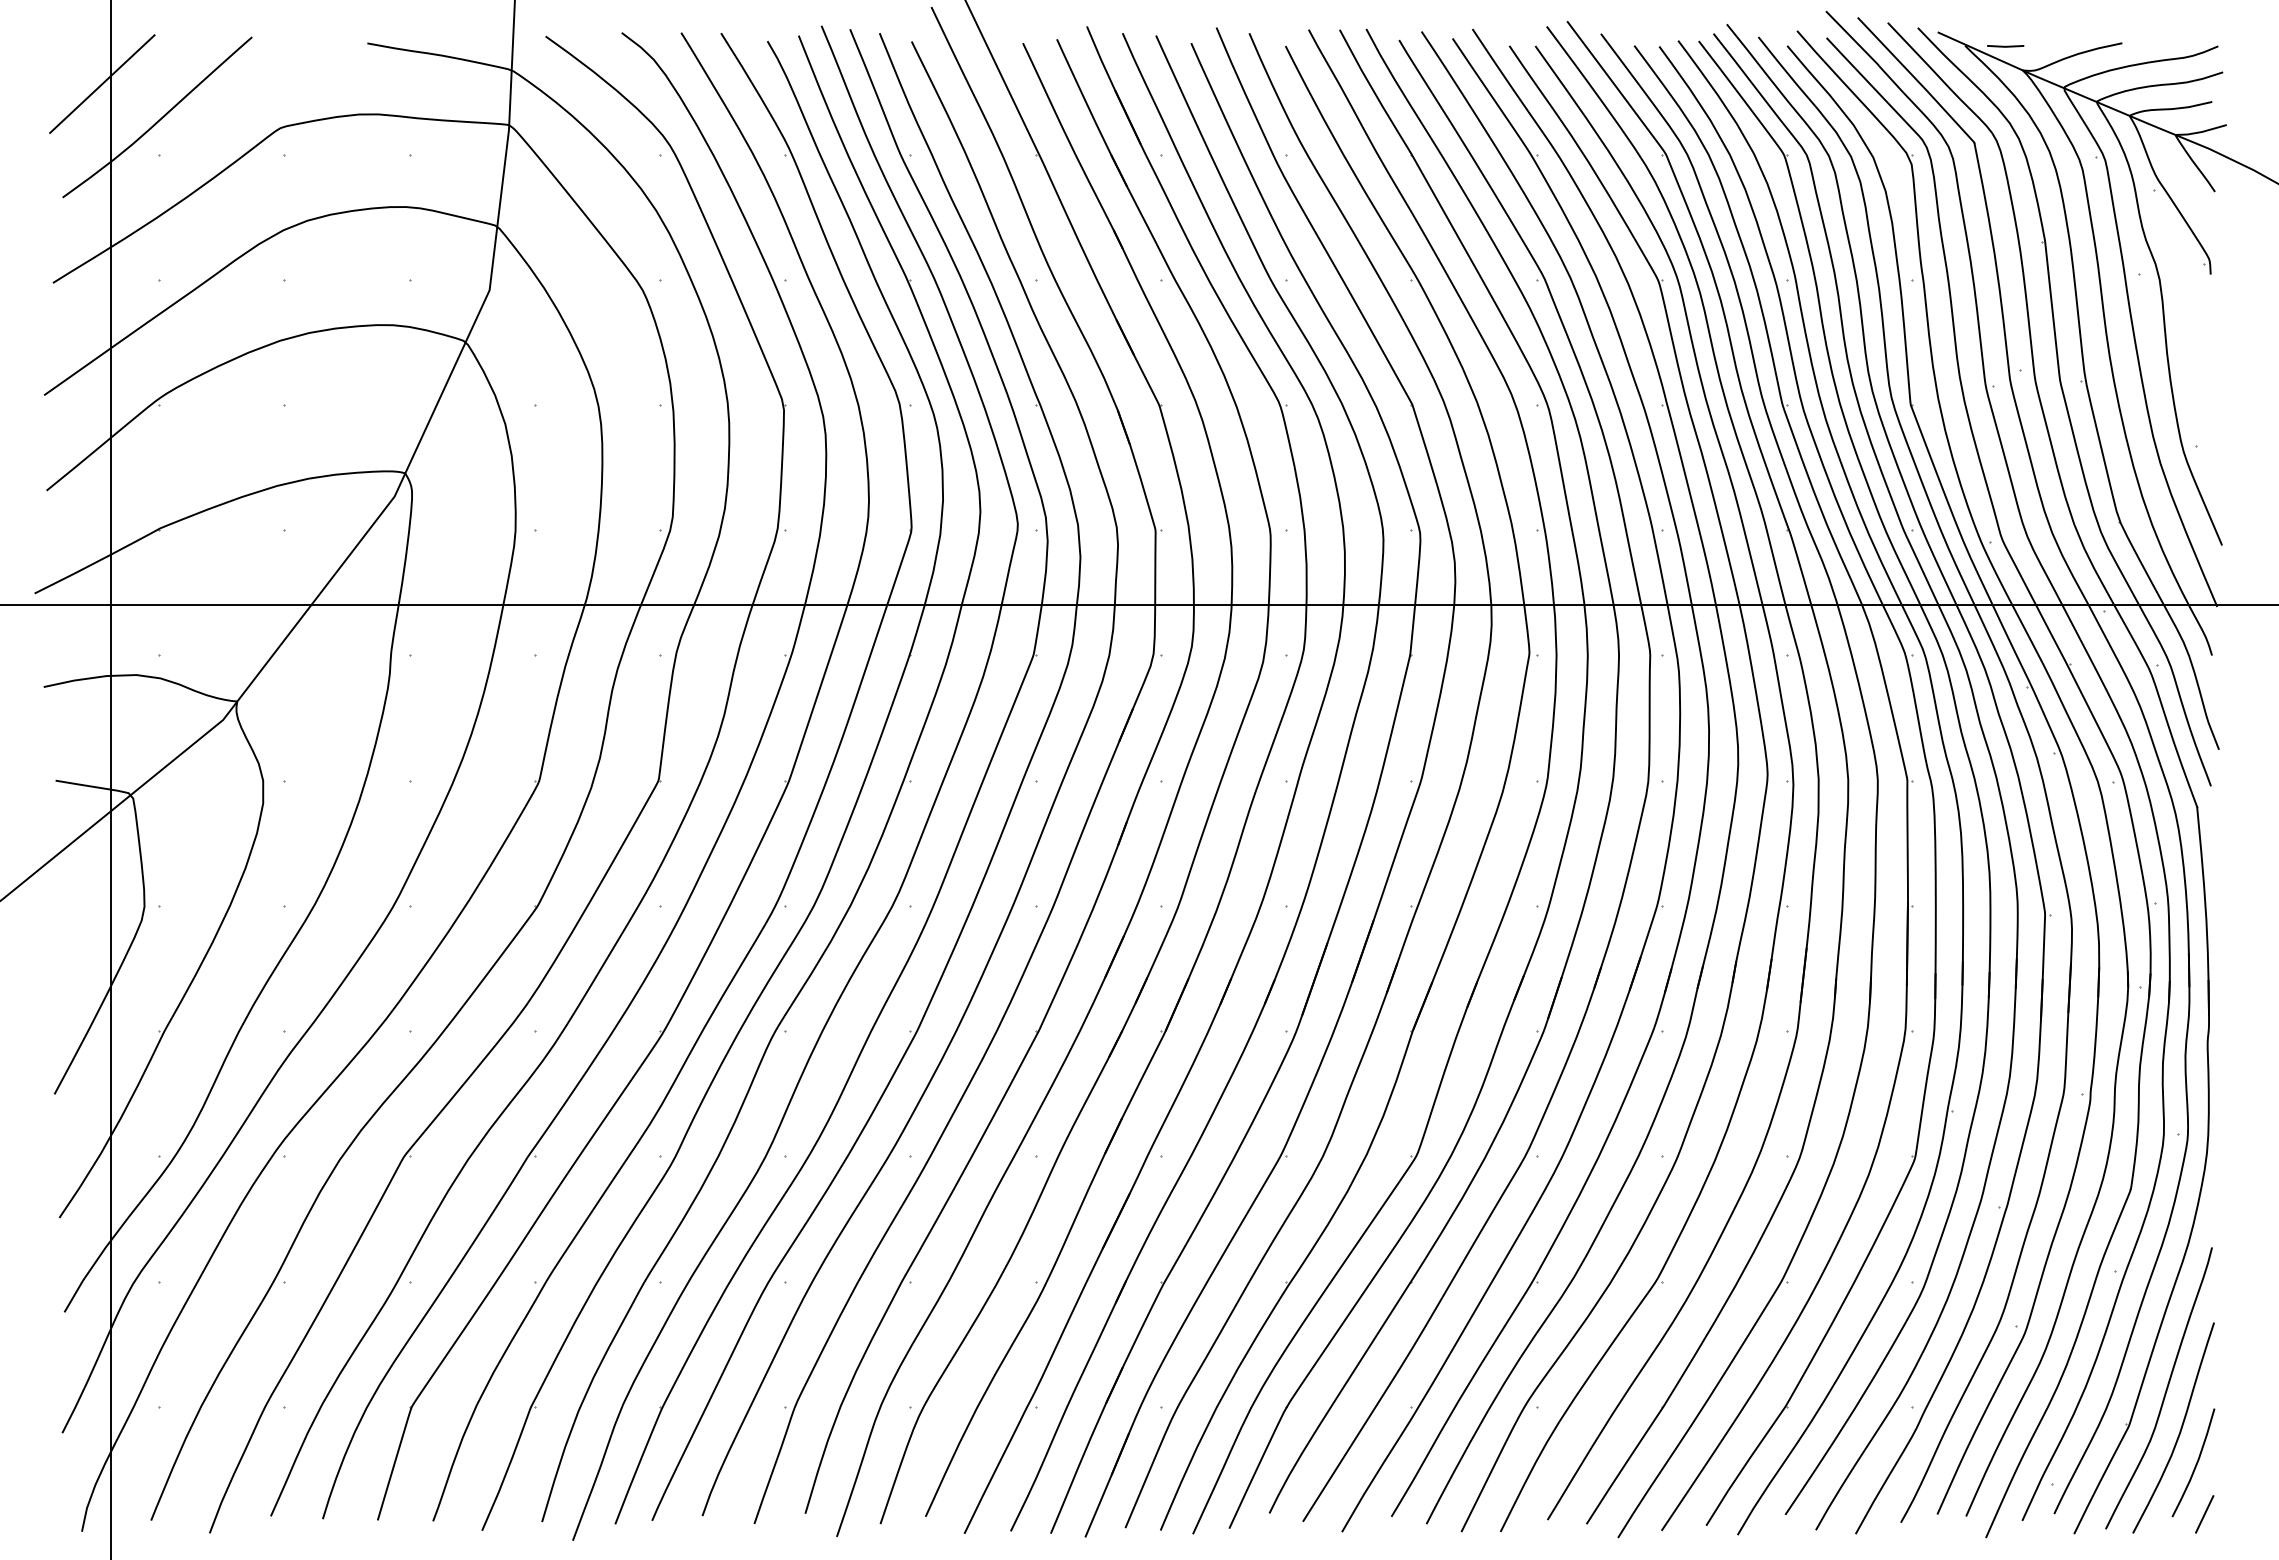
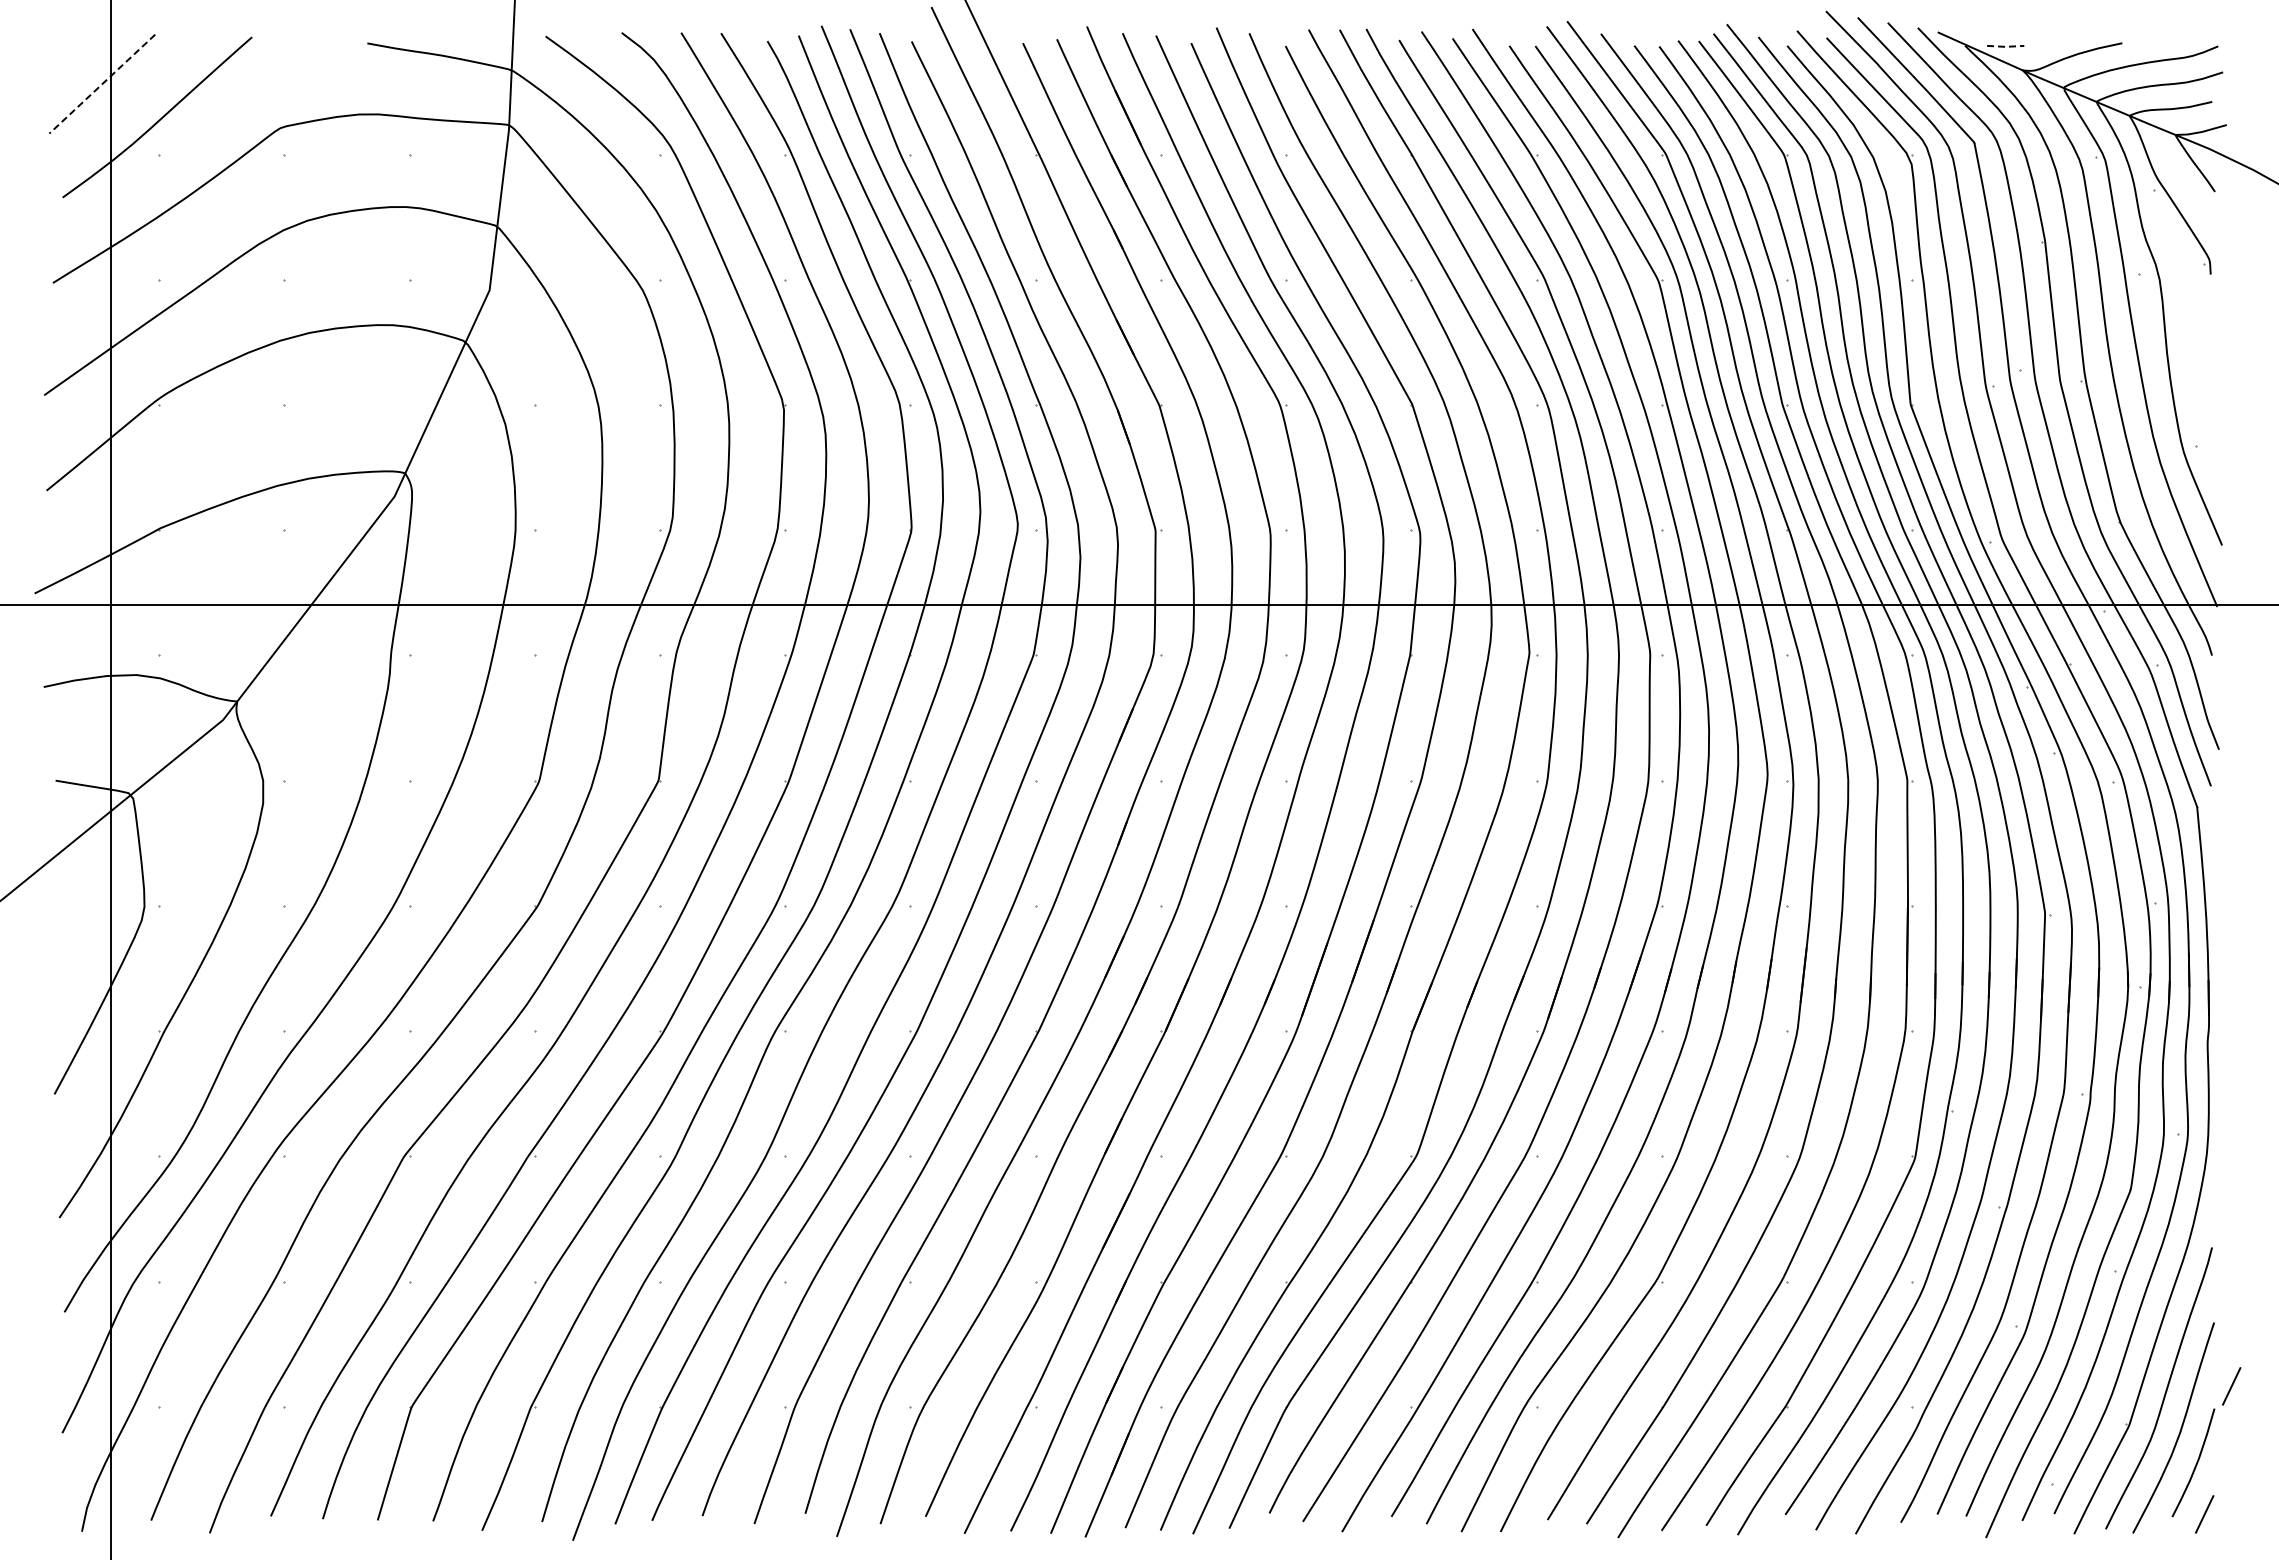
line: solid -> dashed (2005, 46)
line: solid -> dashed (101, 84)
line: none -> present (2231, 1386)
